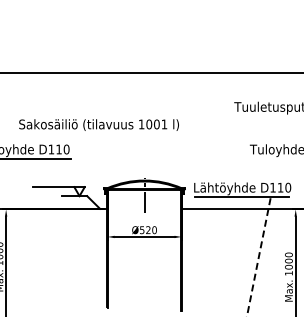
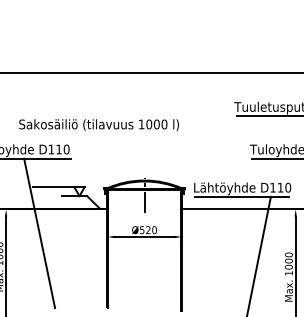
line: none -> present (268, 116)
text: 1001 -> 1000 (164, 124)
line: none -> present (276, 158)
line: none -> present (39, 233)
line: dashed -> solid (258, 256)
